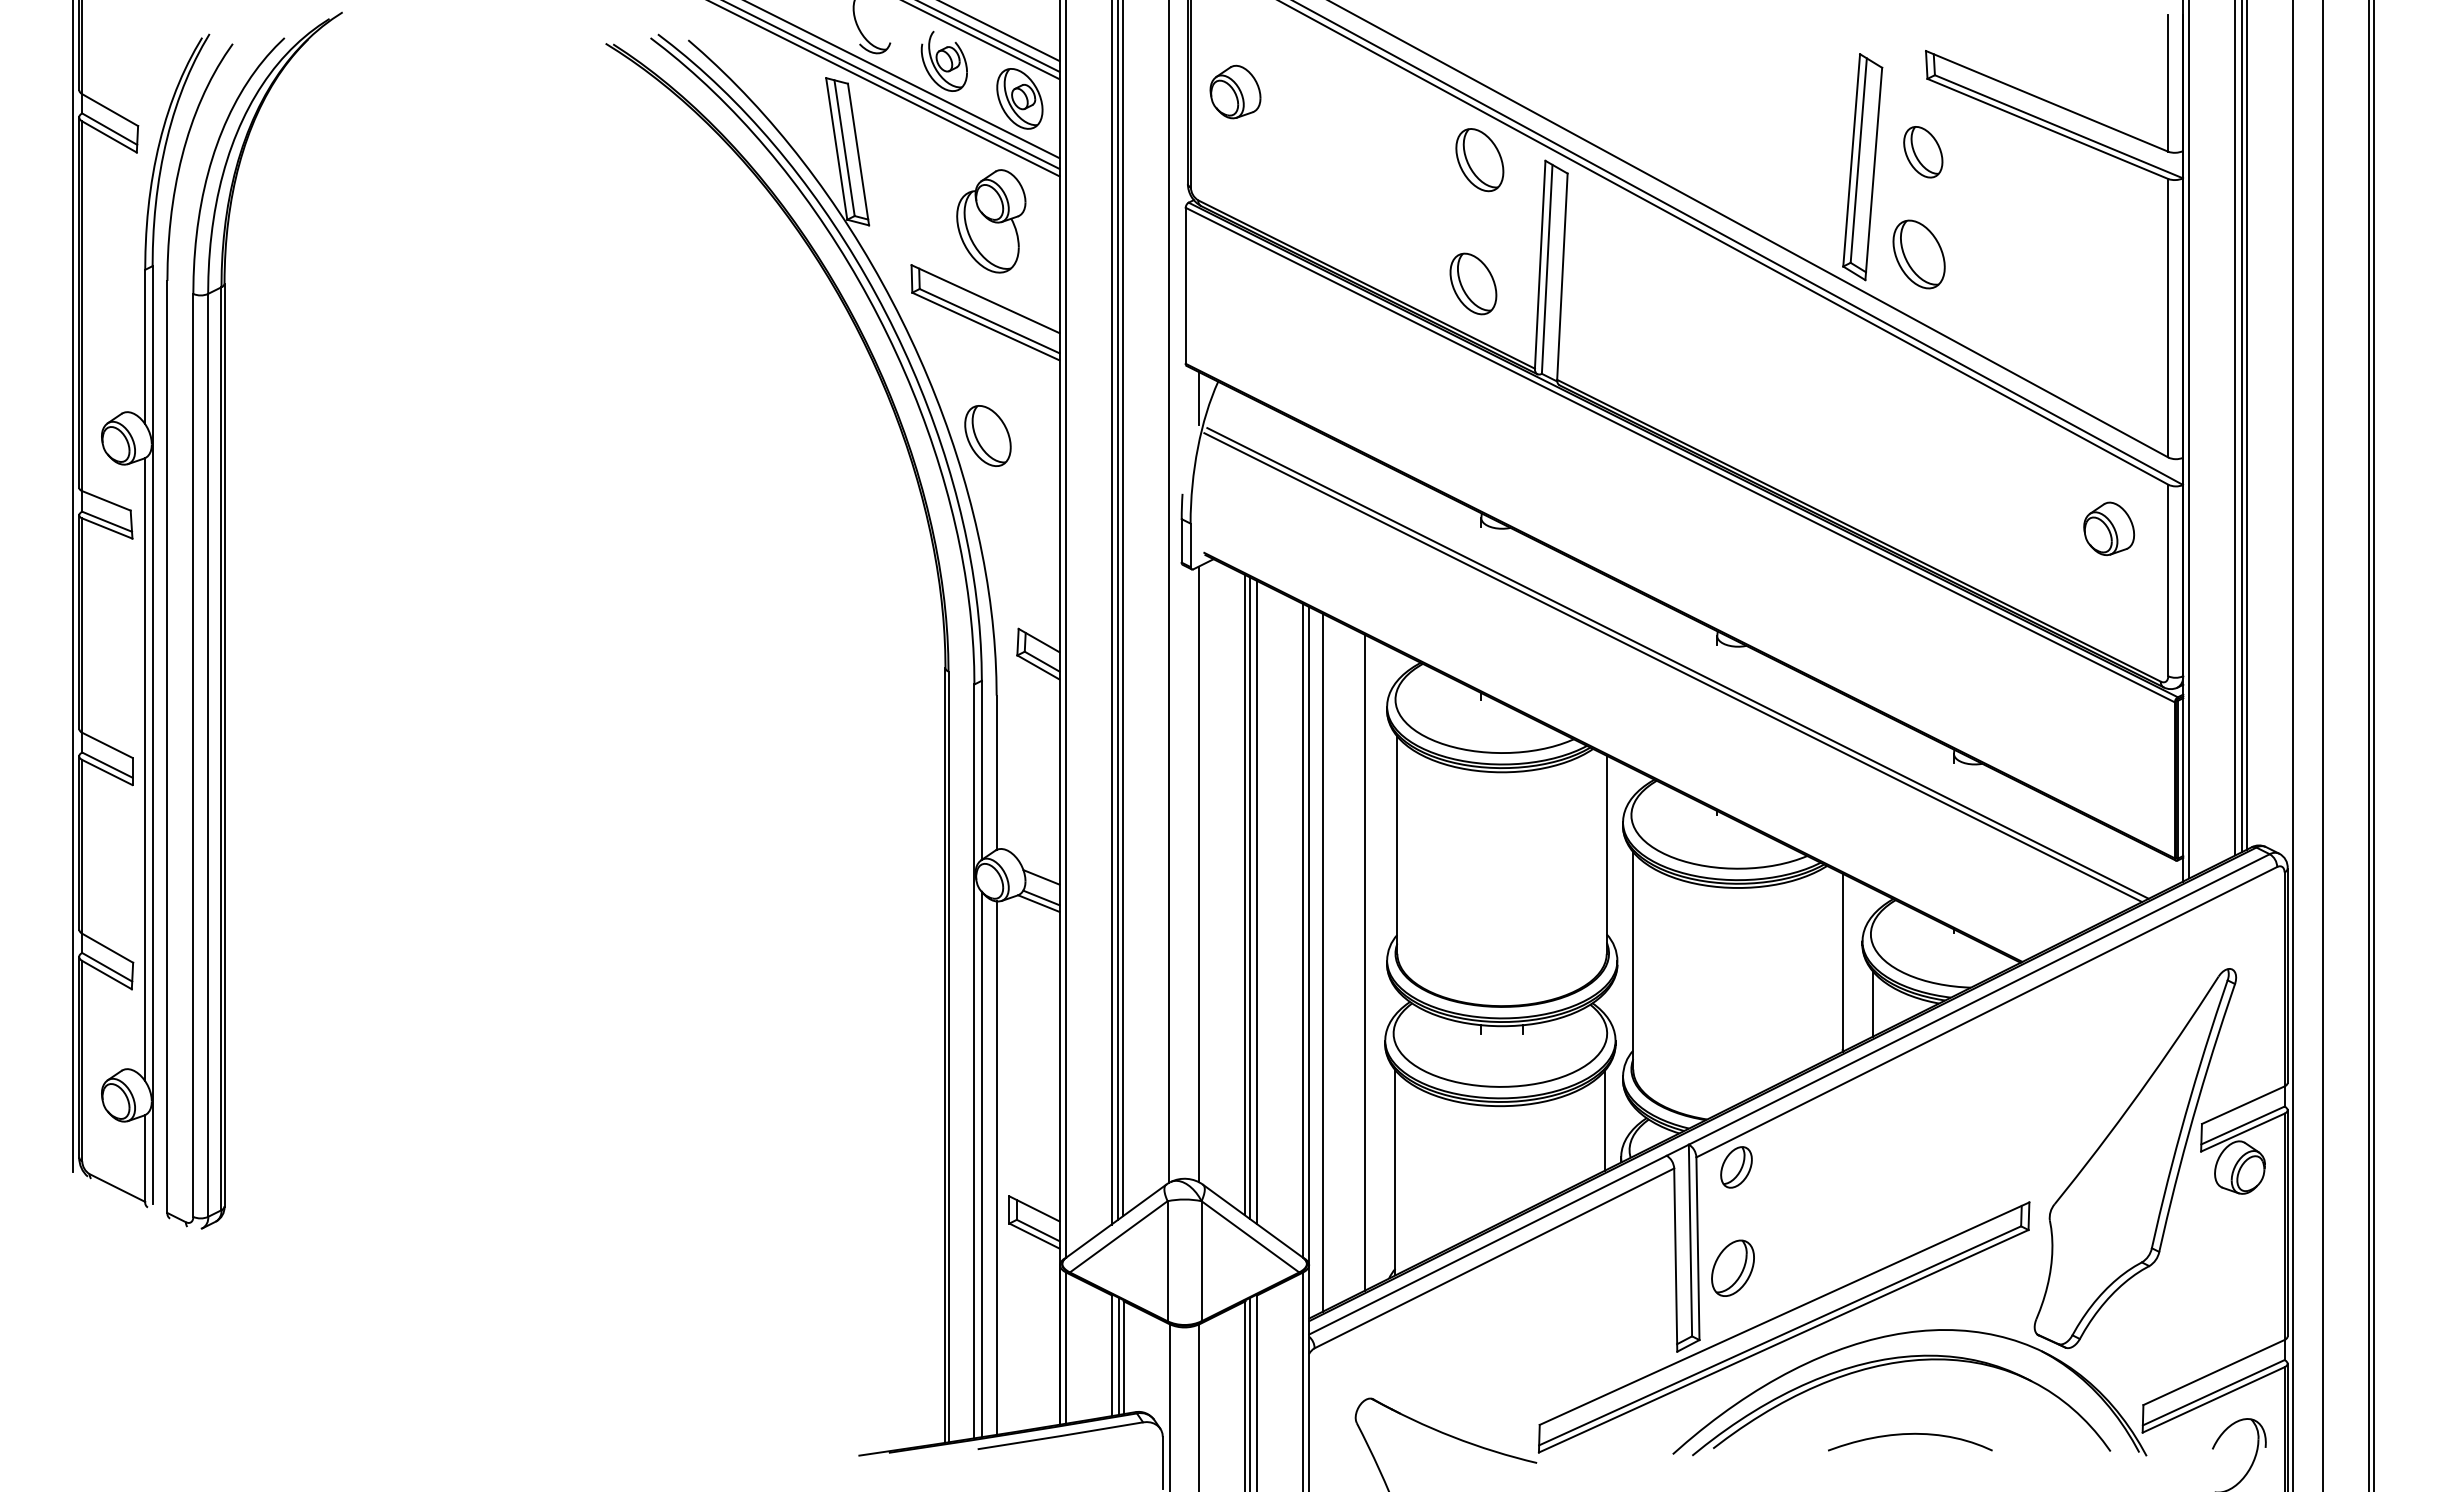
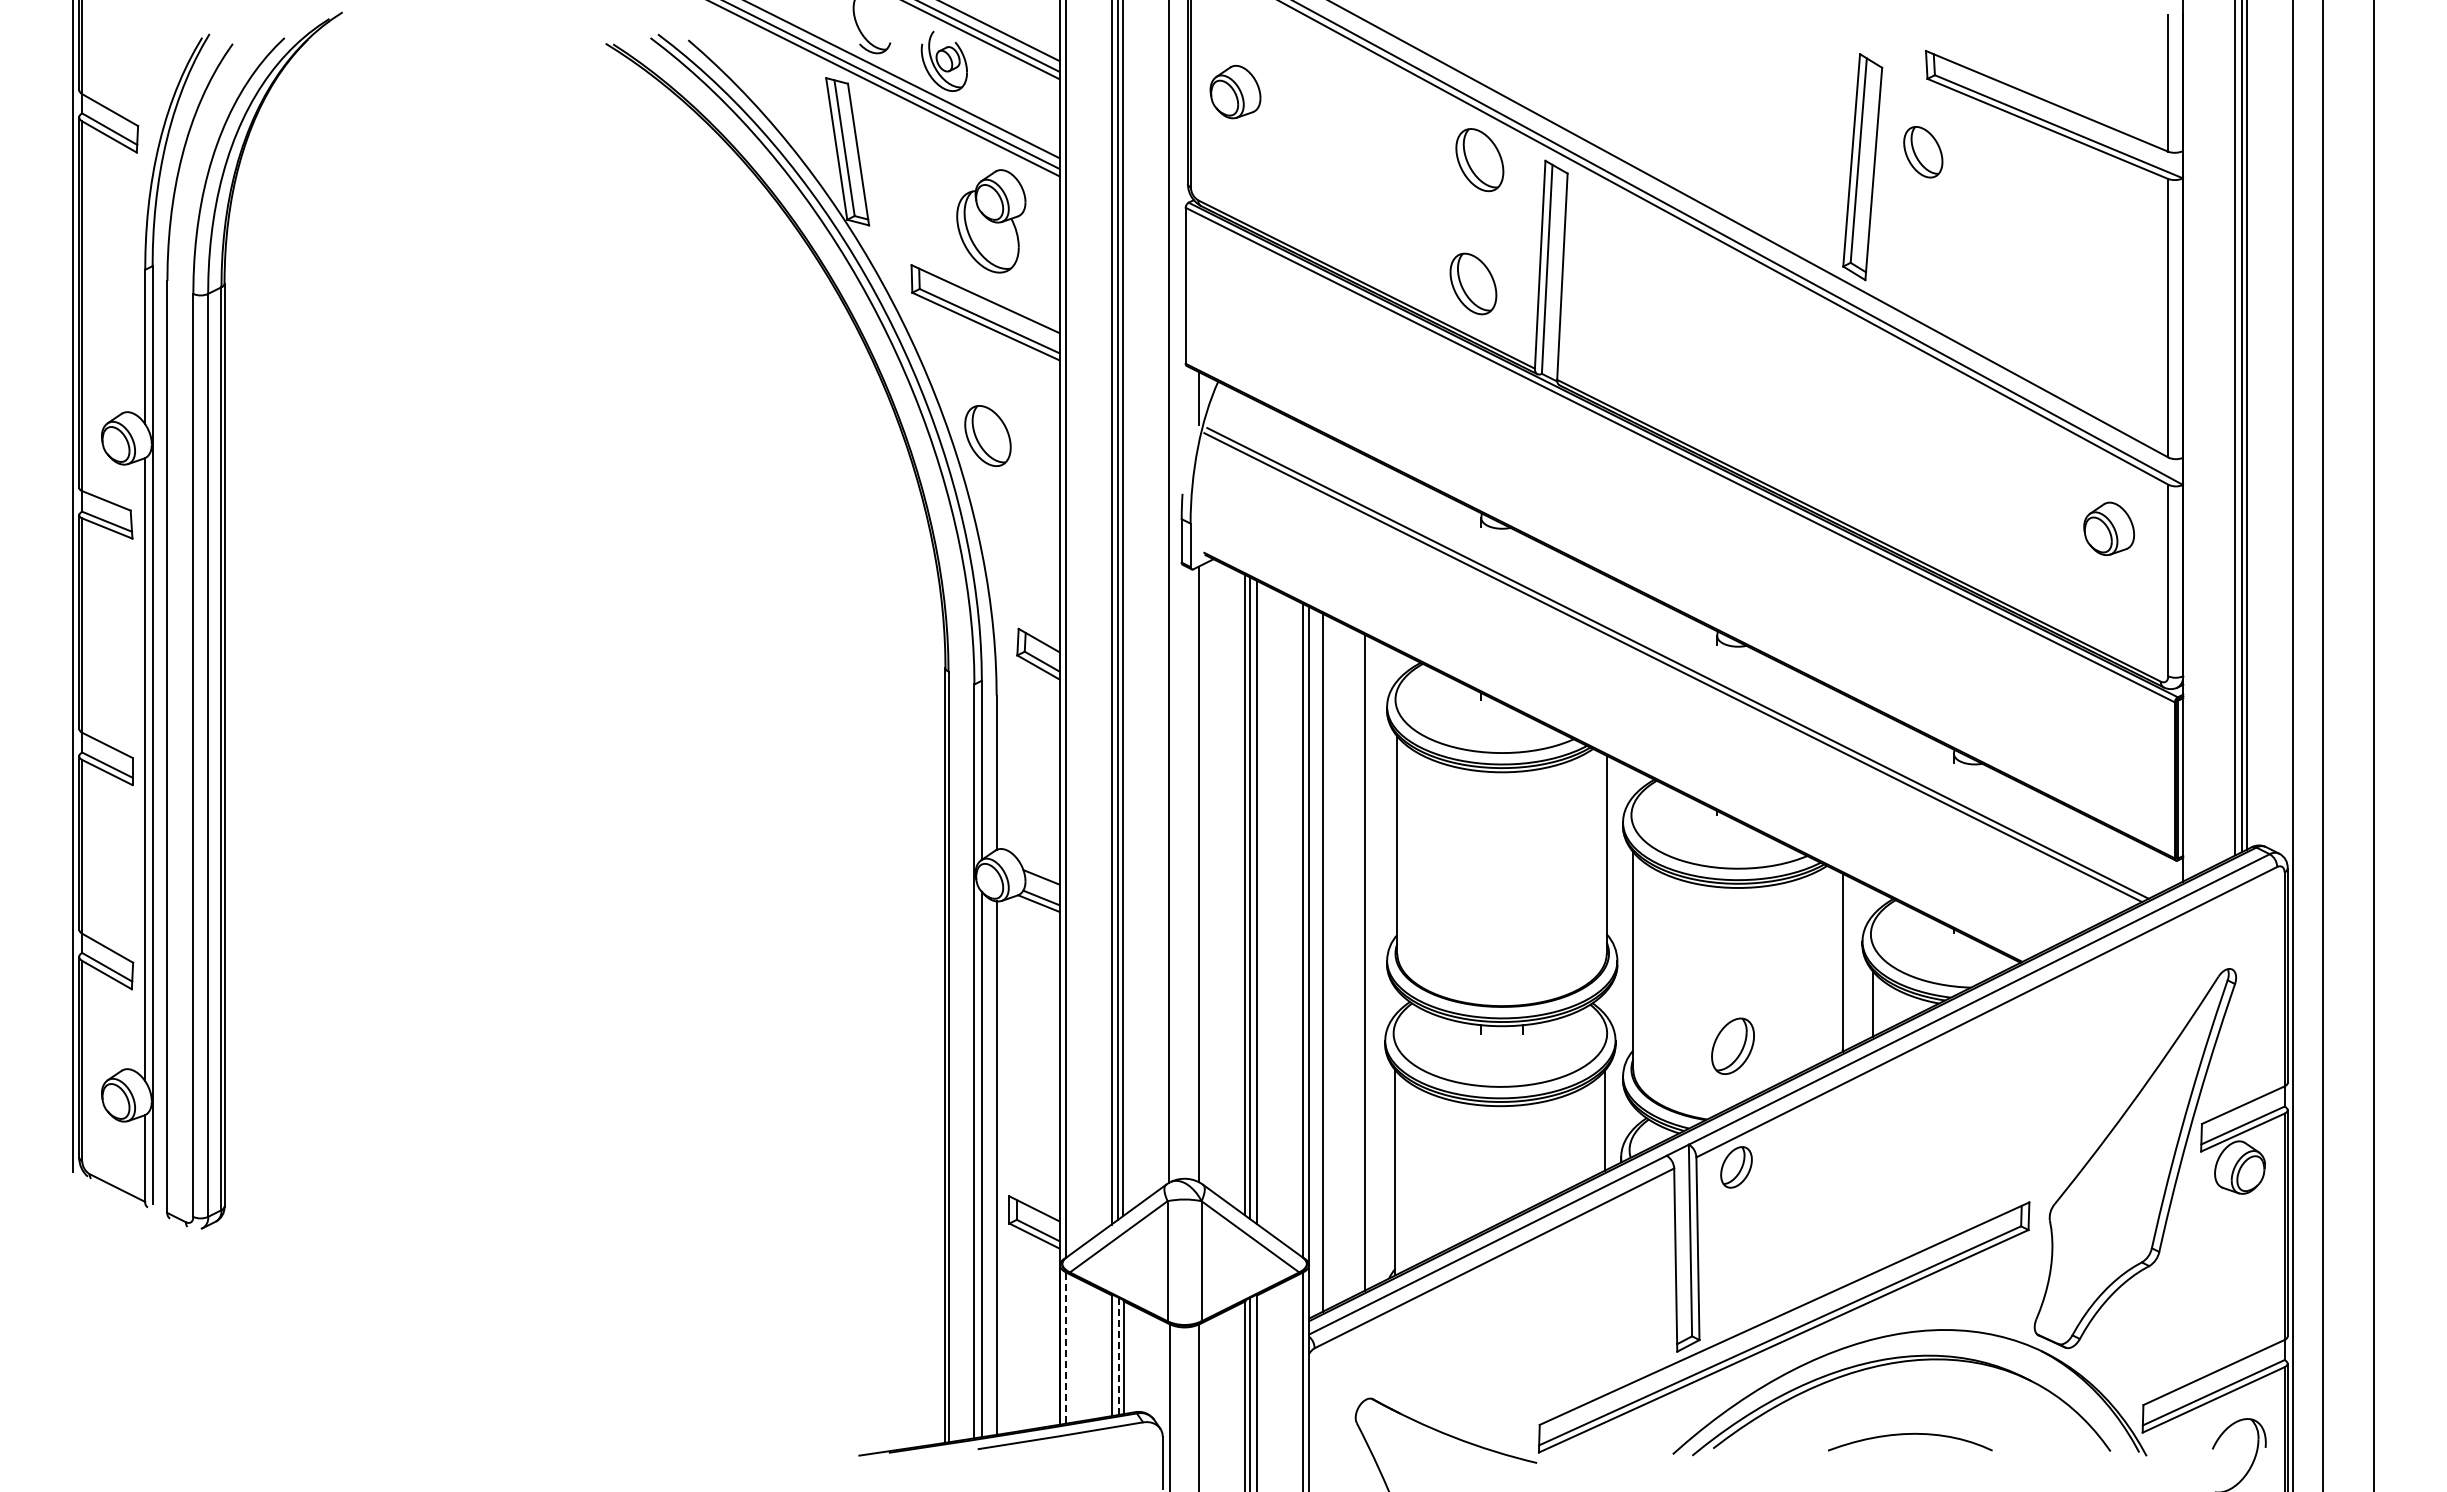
part: present -> none (1019, 98)
part: present -> none (1918, 254)
line: present -> none (2189, 440)
line: present -> none (2368, 745)
part position: (1732, 1267) -> (1732, 1045) (1732, 1045)
line: solid -> dashed (1066, 1348)
line: solid -> dashed (1118, 1356)
